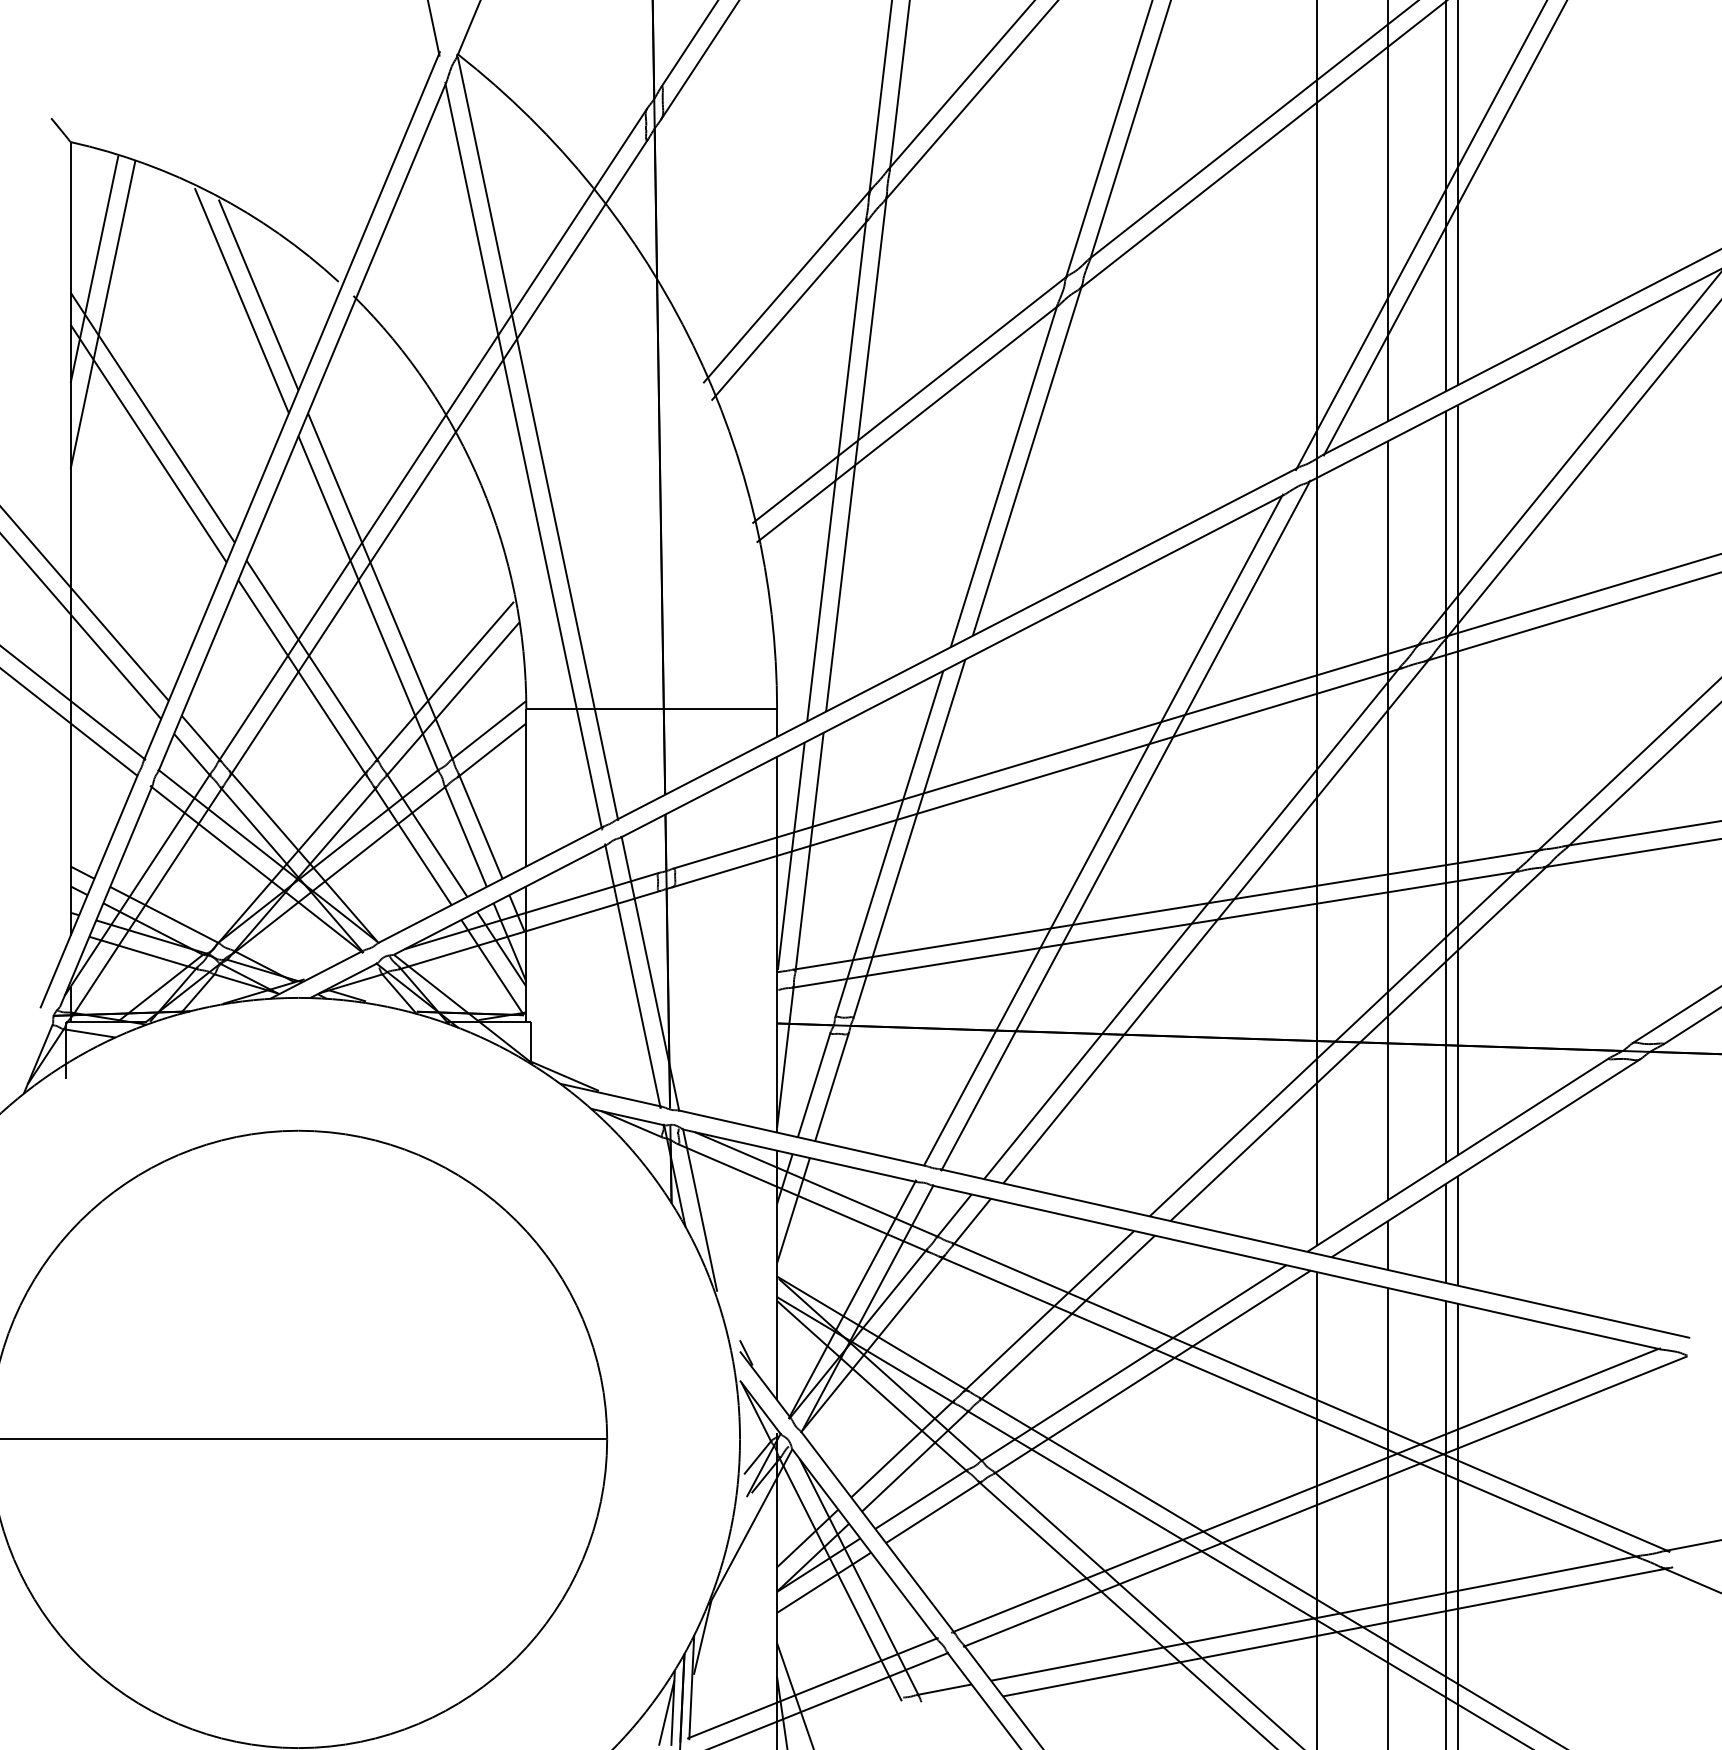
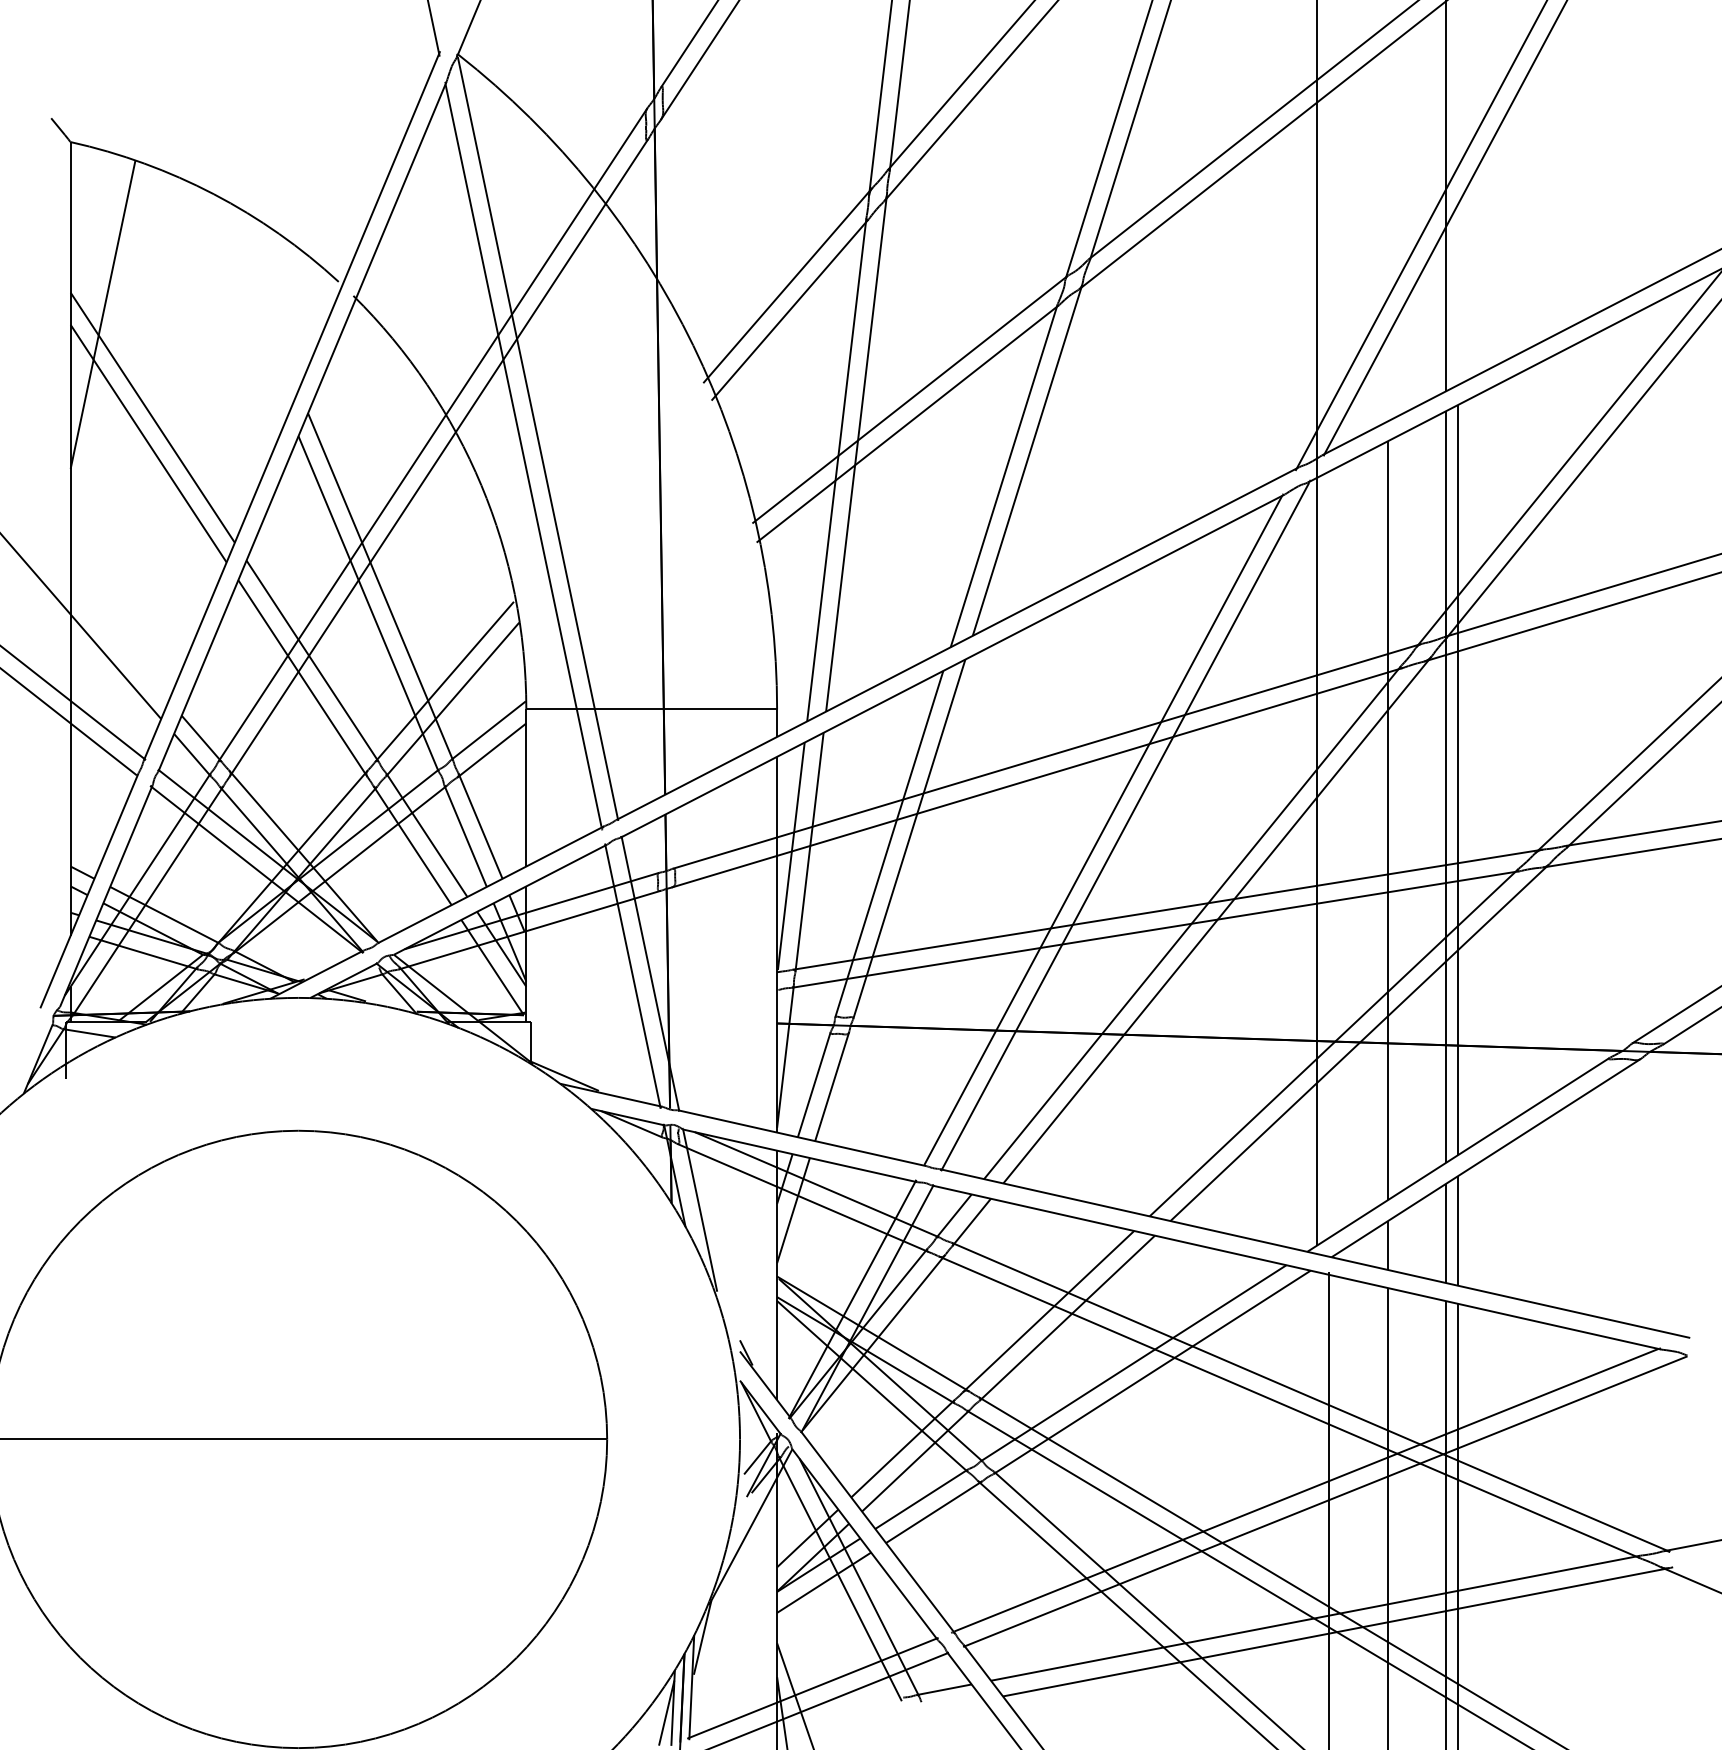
line: present -> none (1458, 193)
line: present -> none (1387, 211)
line: present -> none (94, 269)
line: present -> none (258, 294)
line: present -> none (241, 300)
line: present -> none (85, 604)
line position: (1316, 1509) -> (1328, 1509) (1328, 1509)
